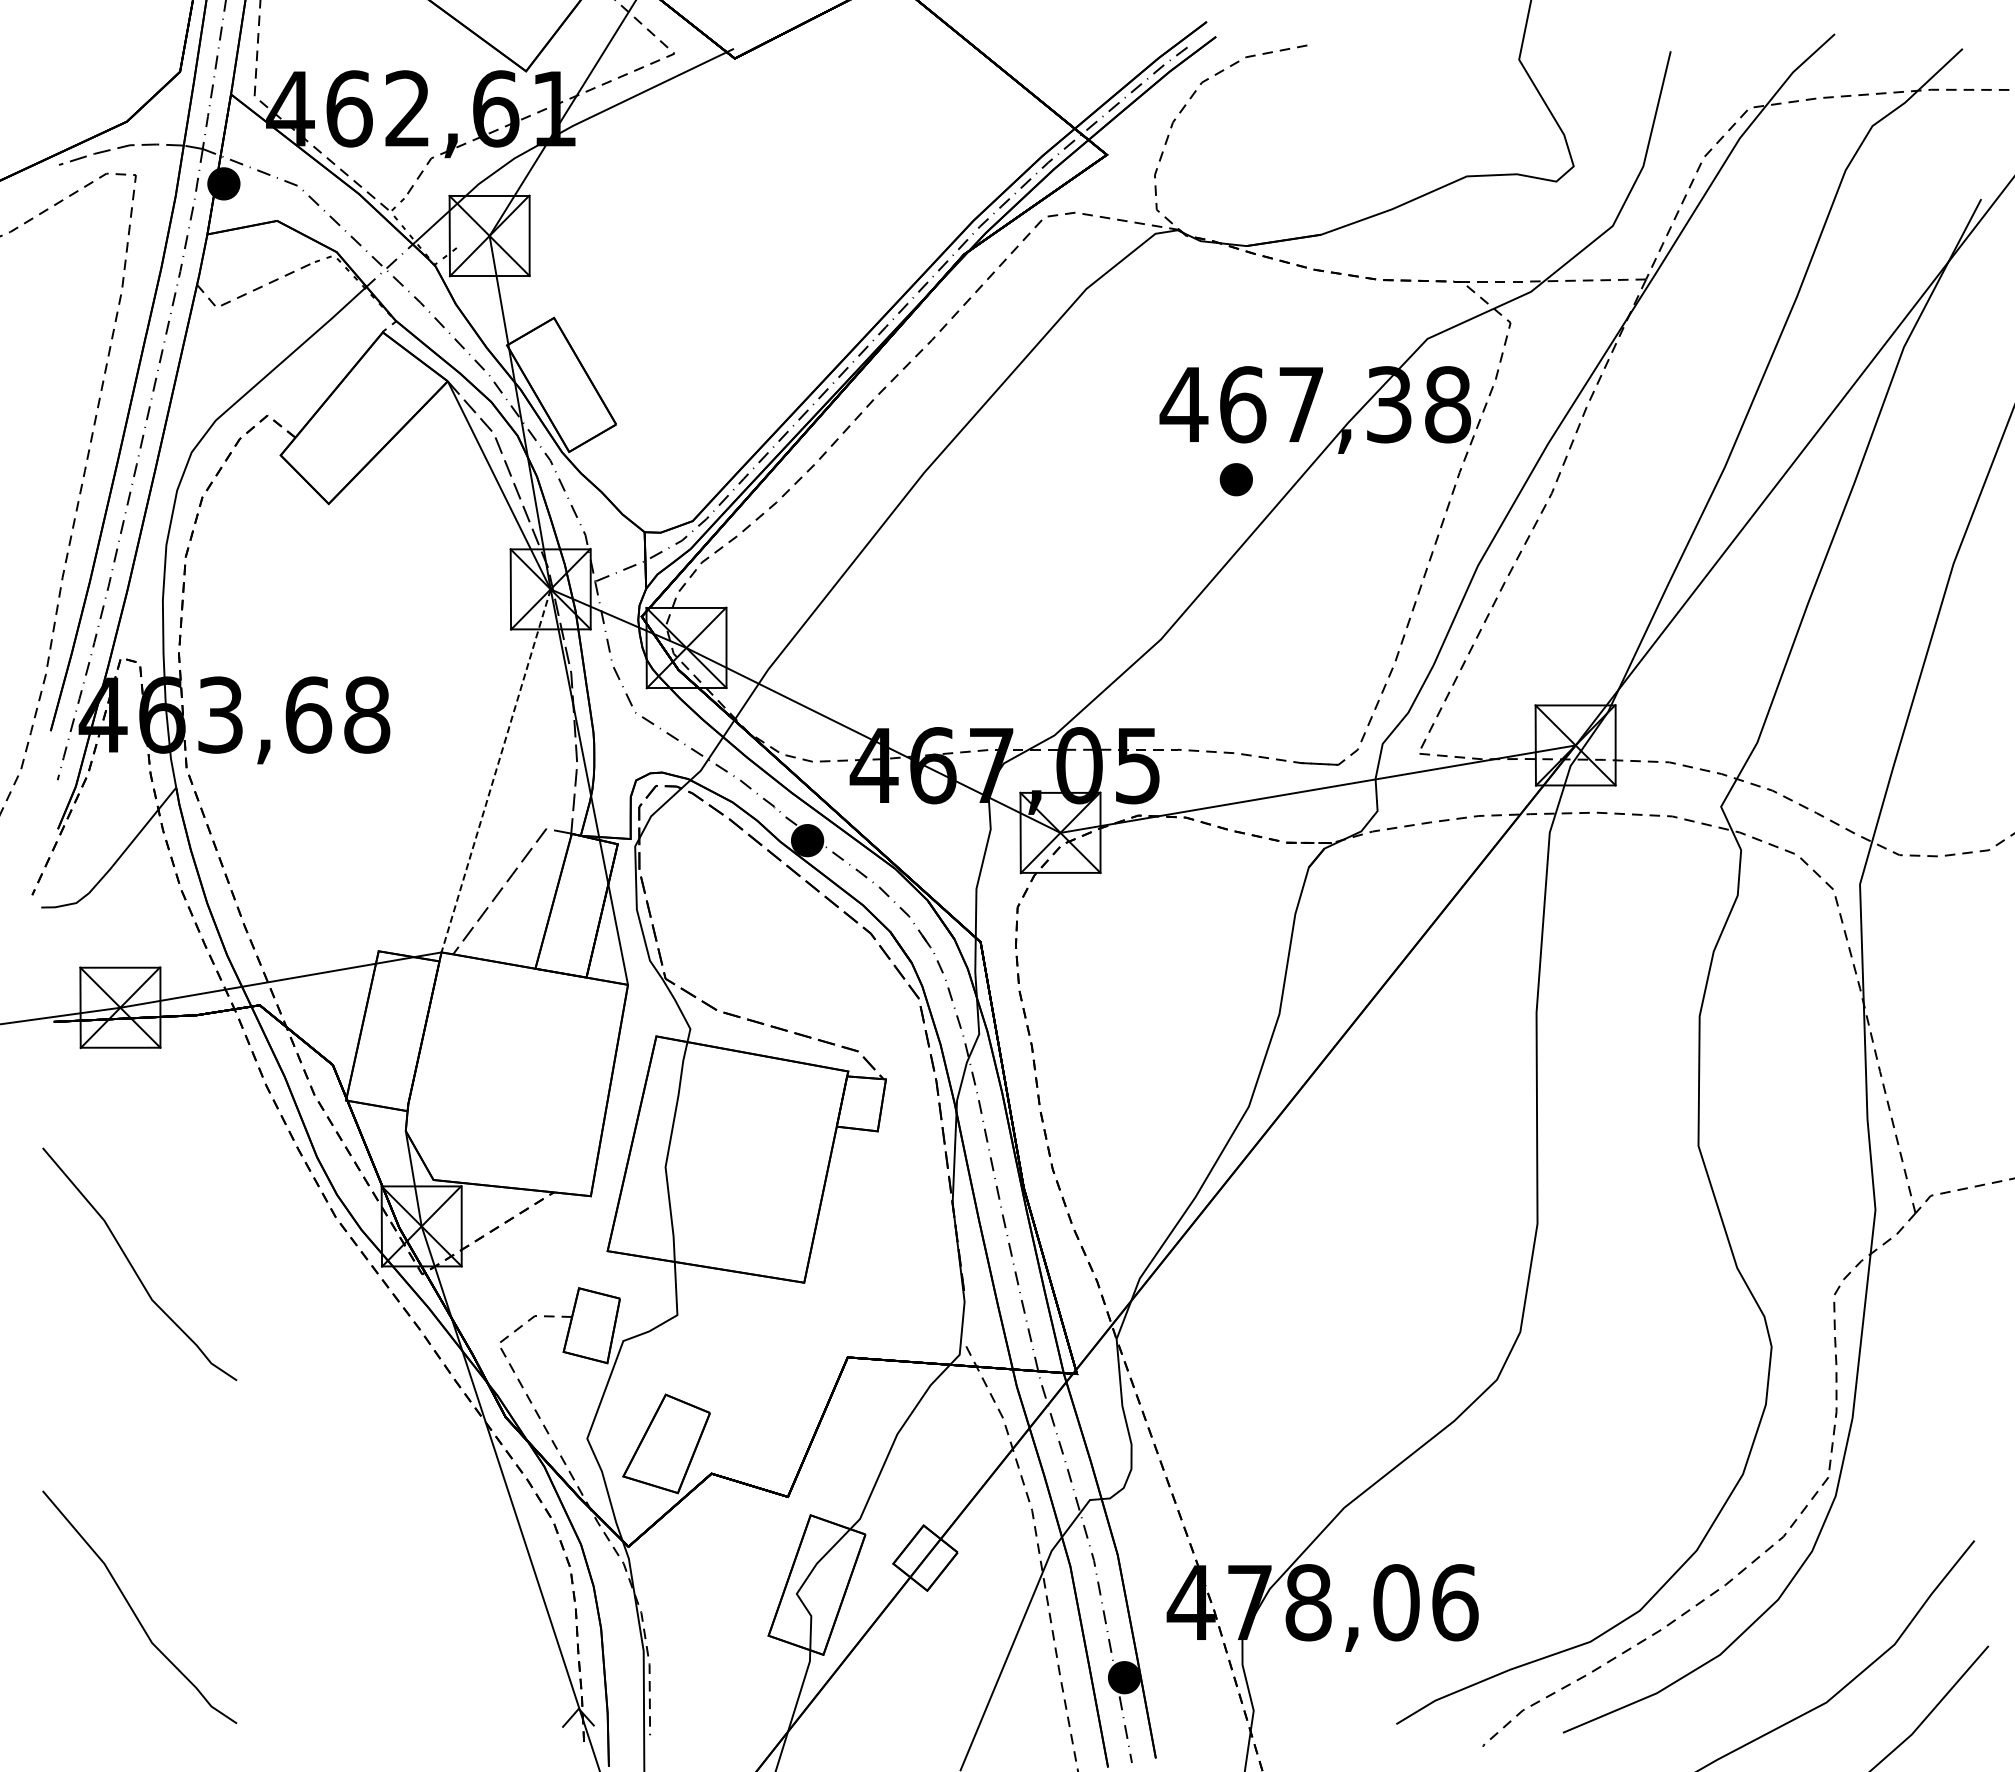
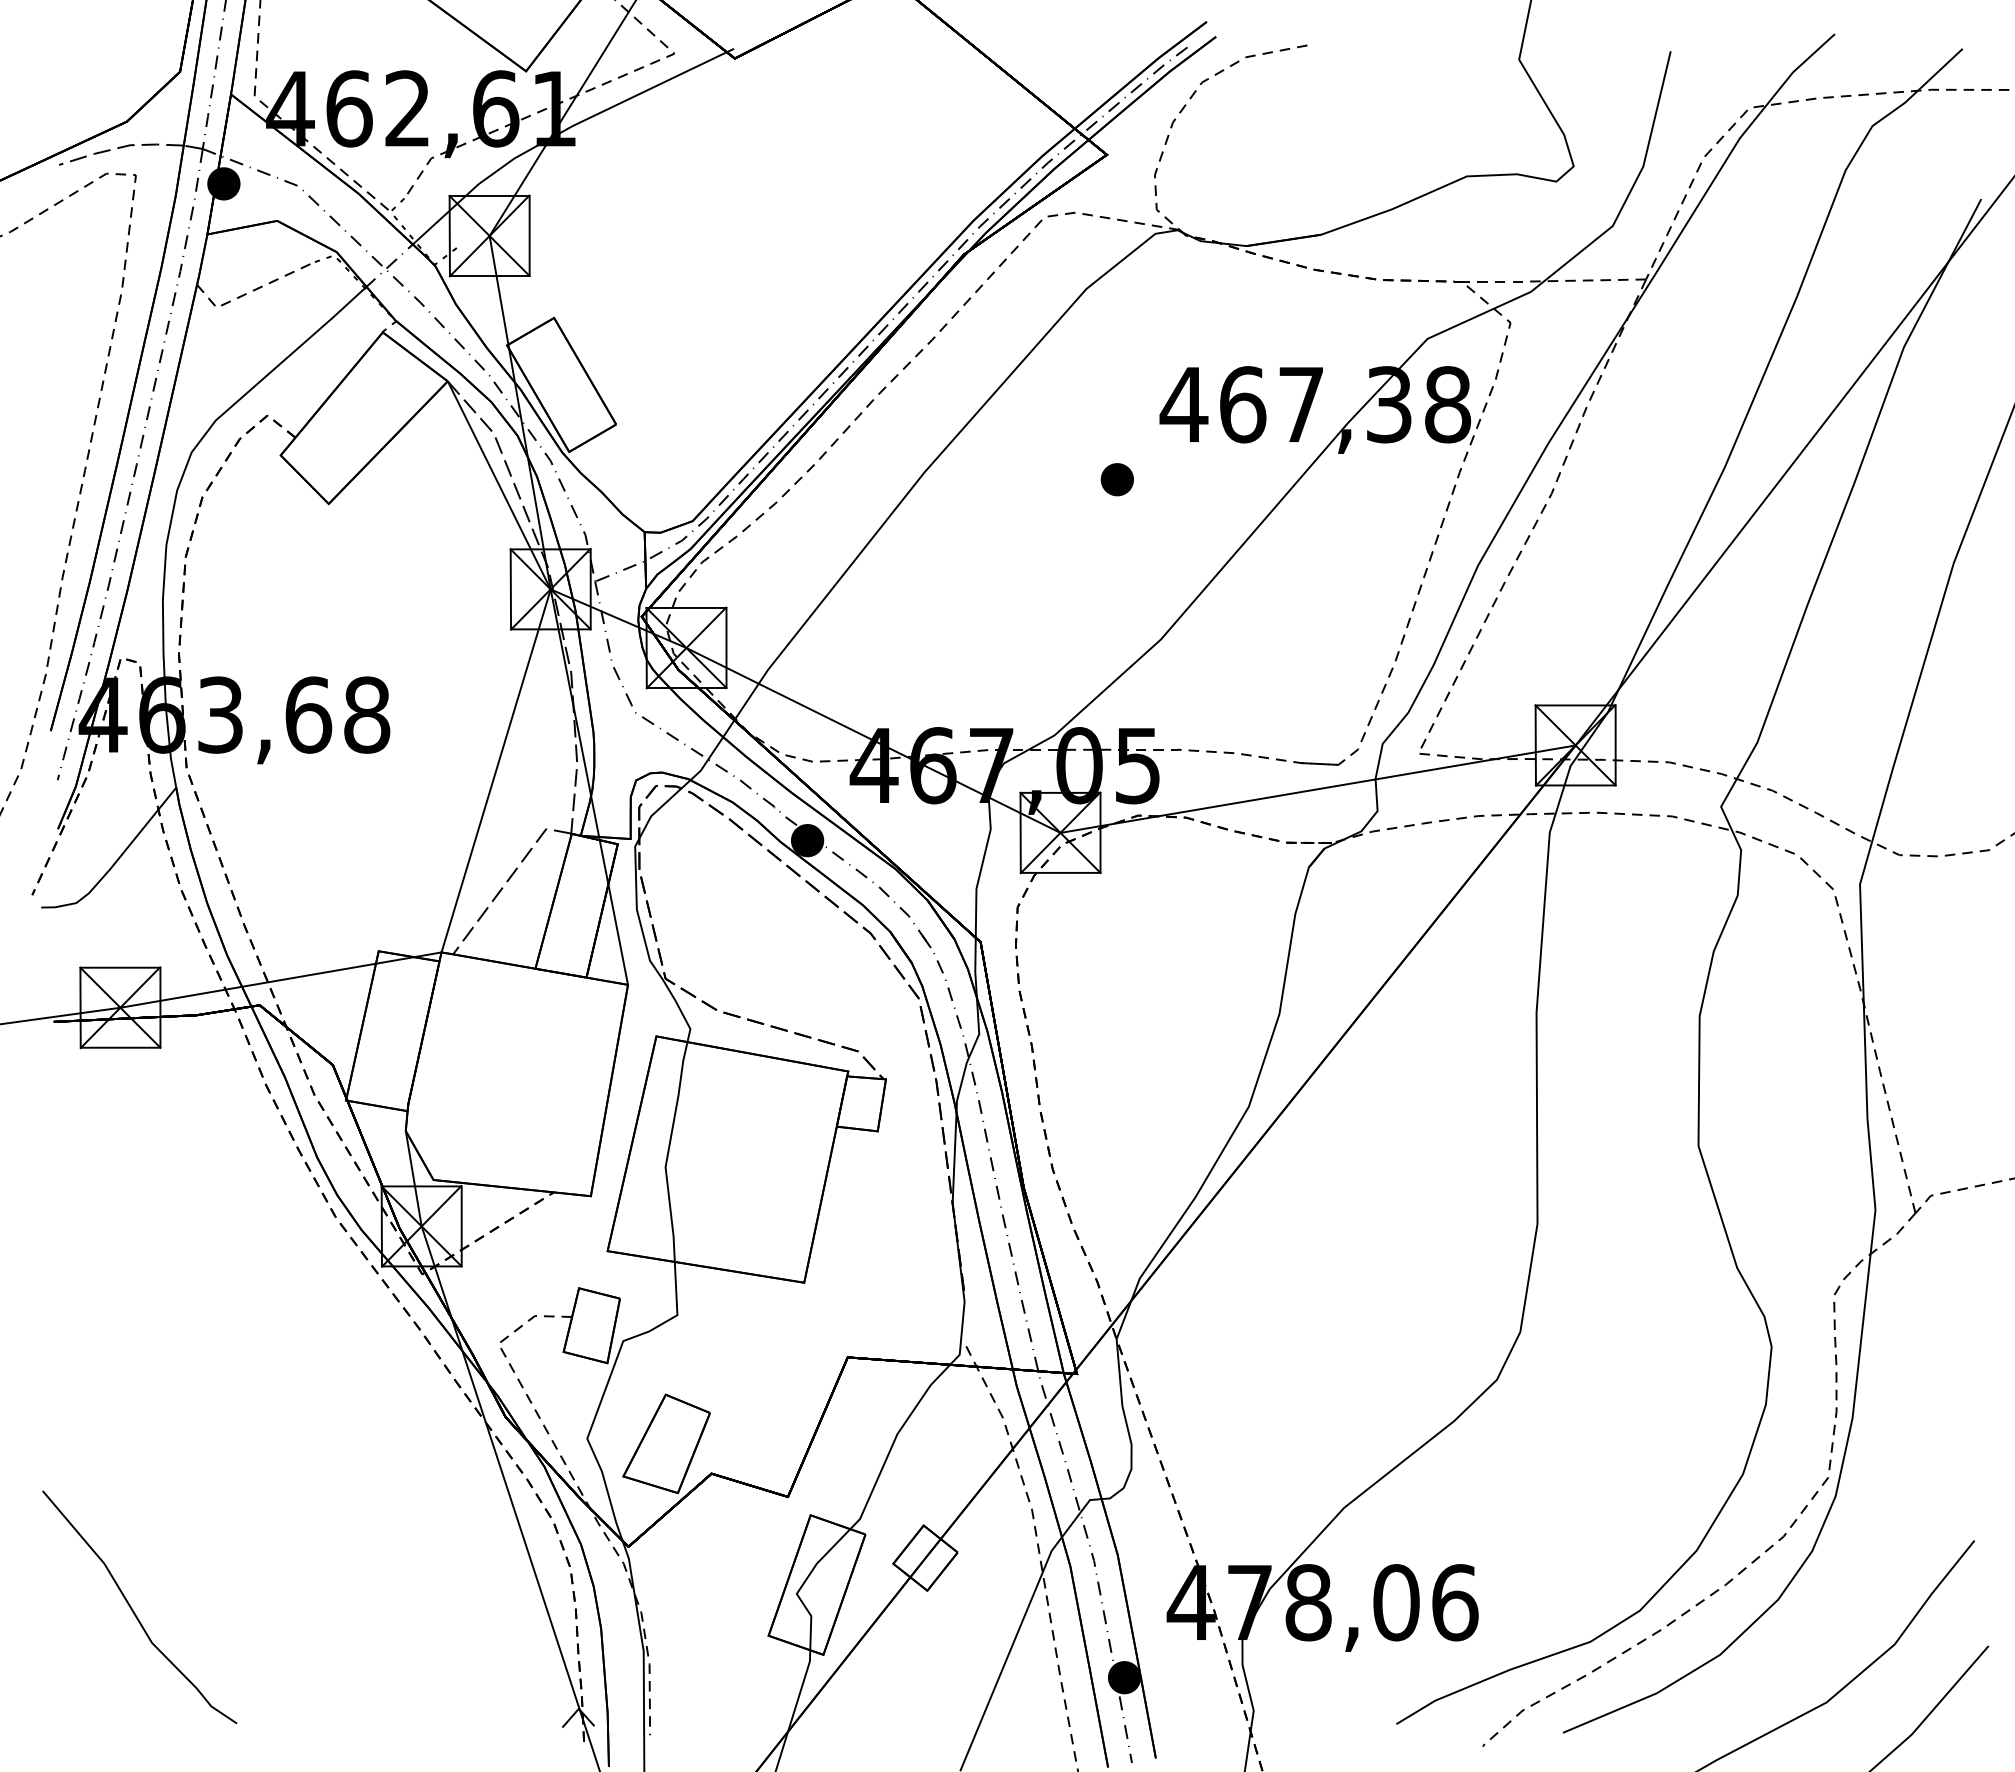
part position: (1235, 479) -> (1116, 479) (1116, 479)
line: dashed -> solid (496, 770)
curve: present -> none (134, 1268)
